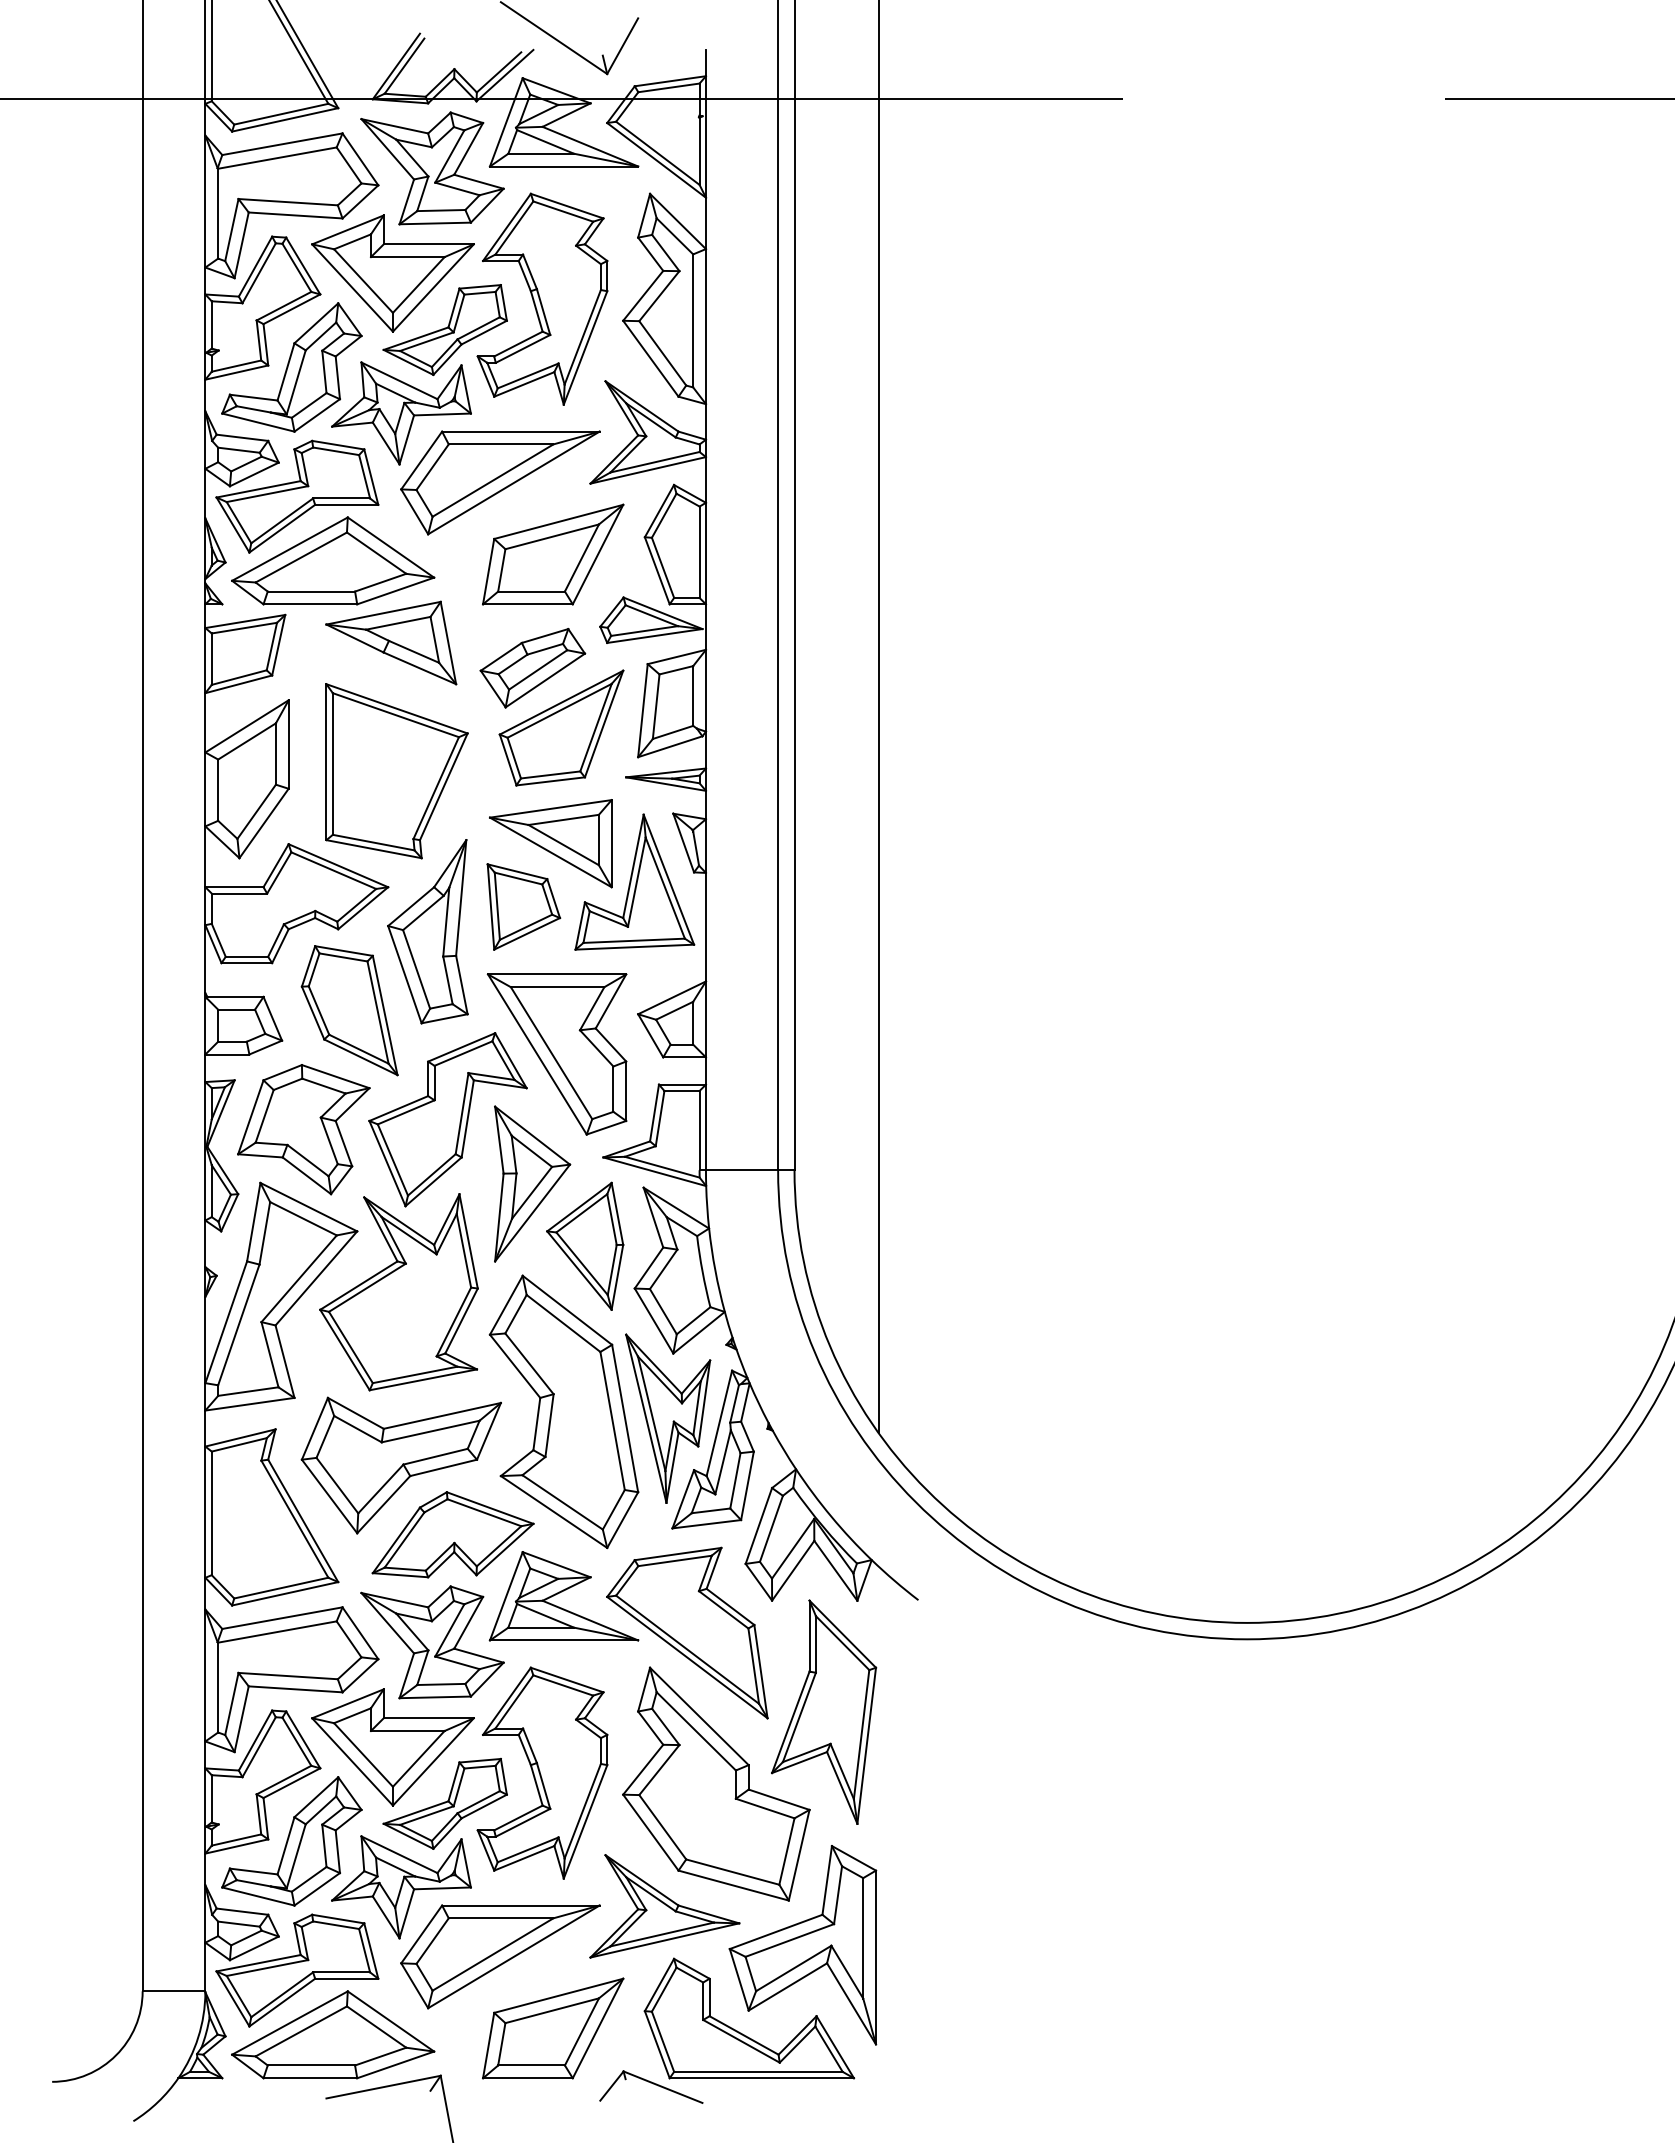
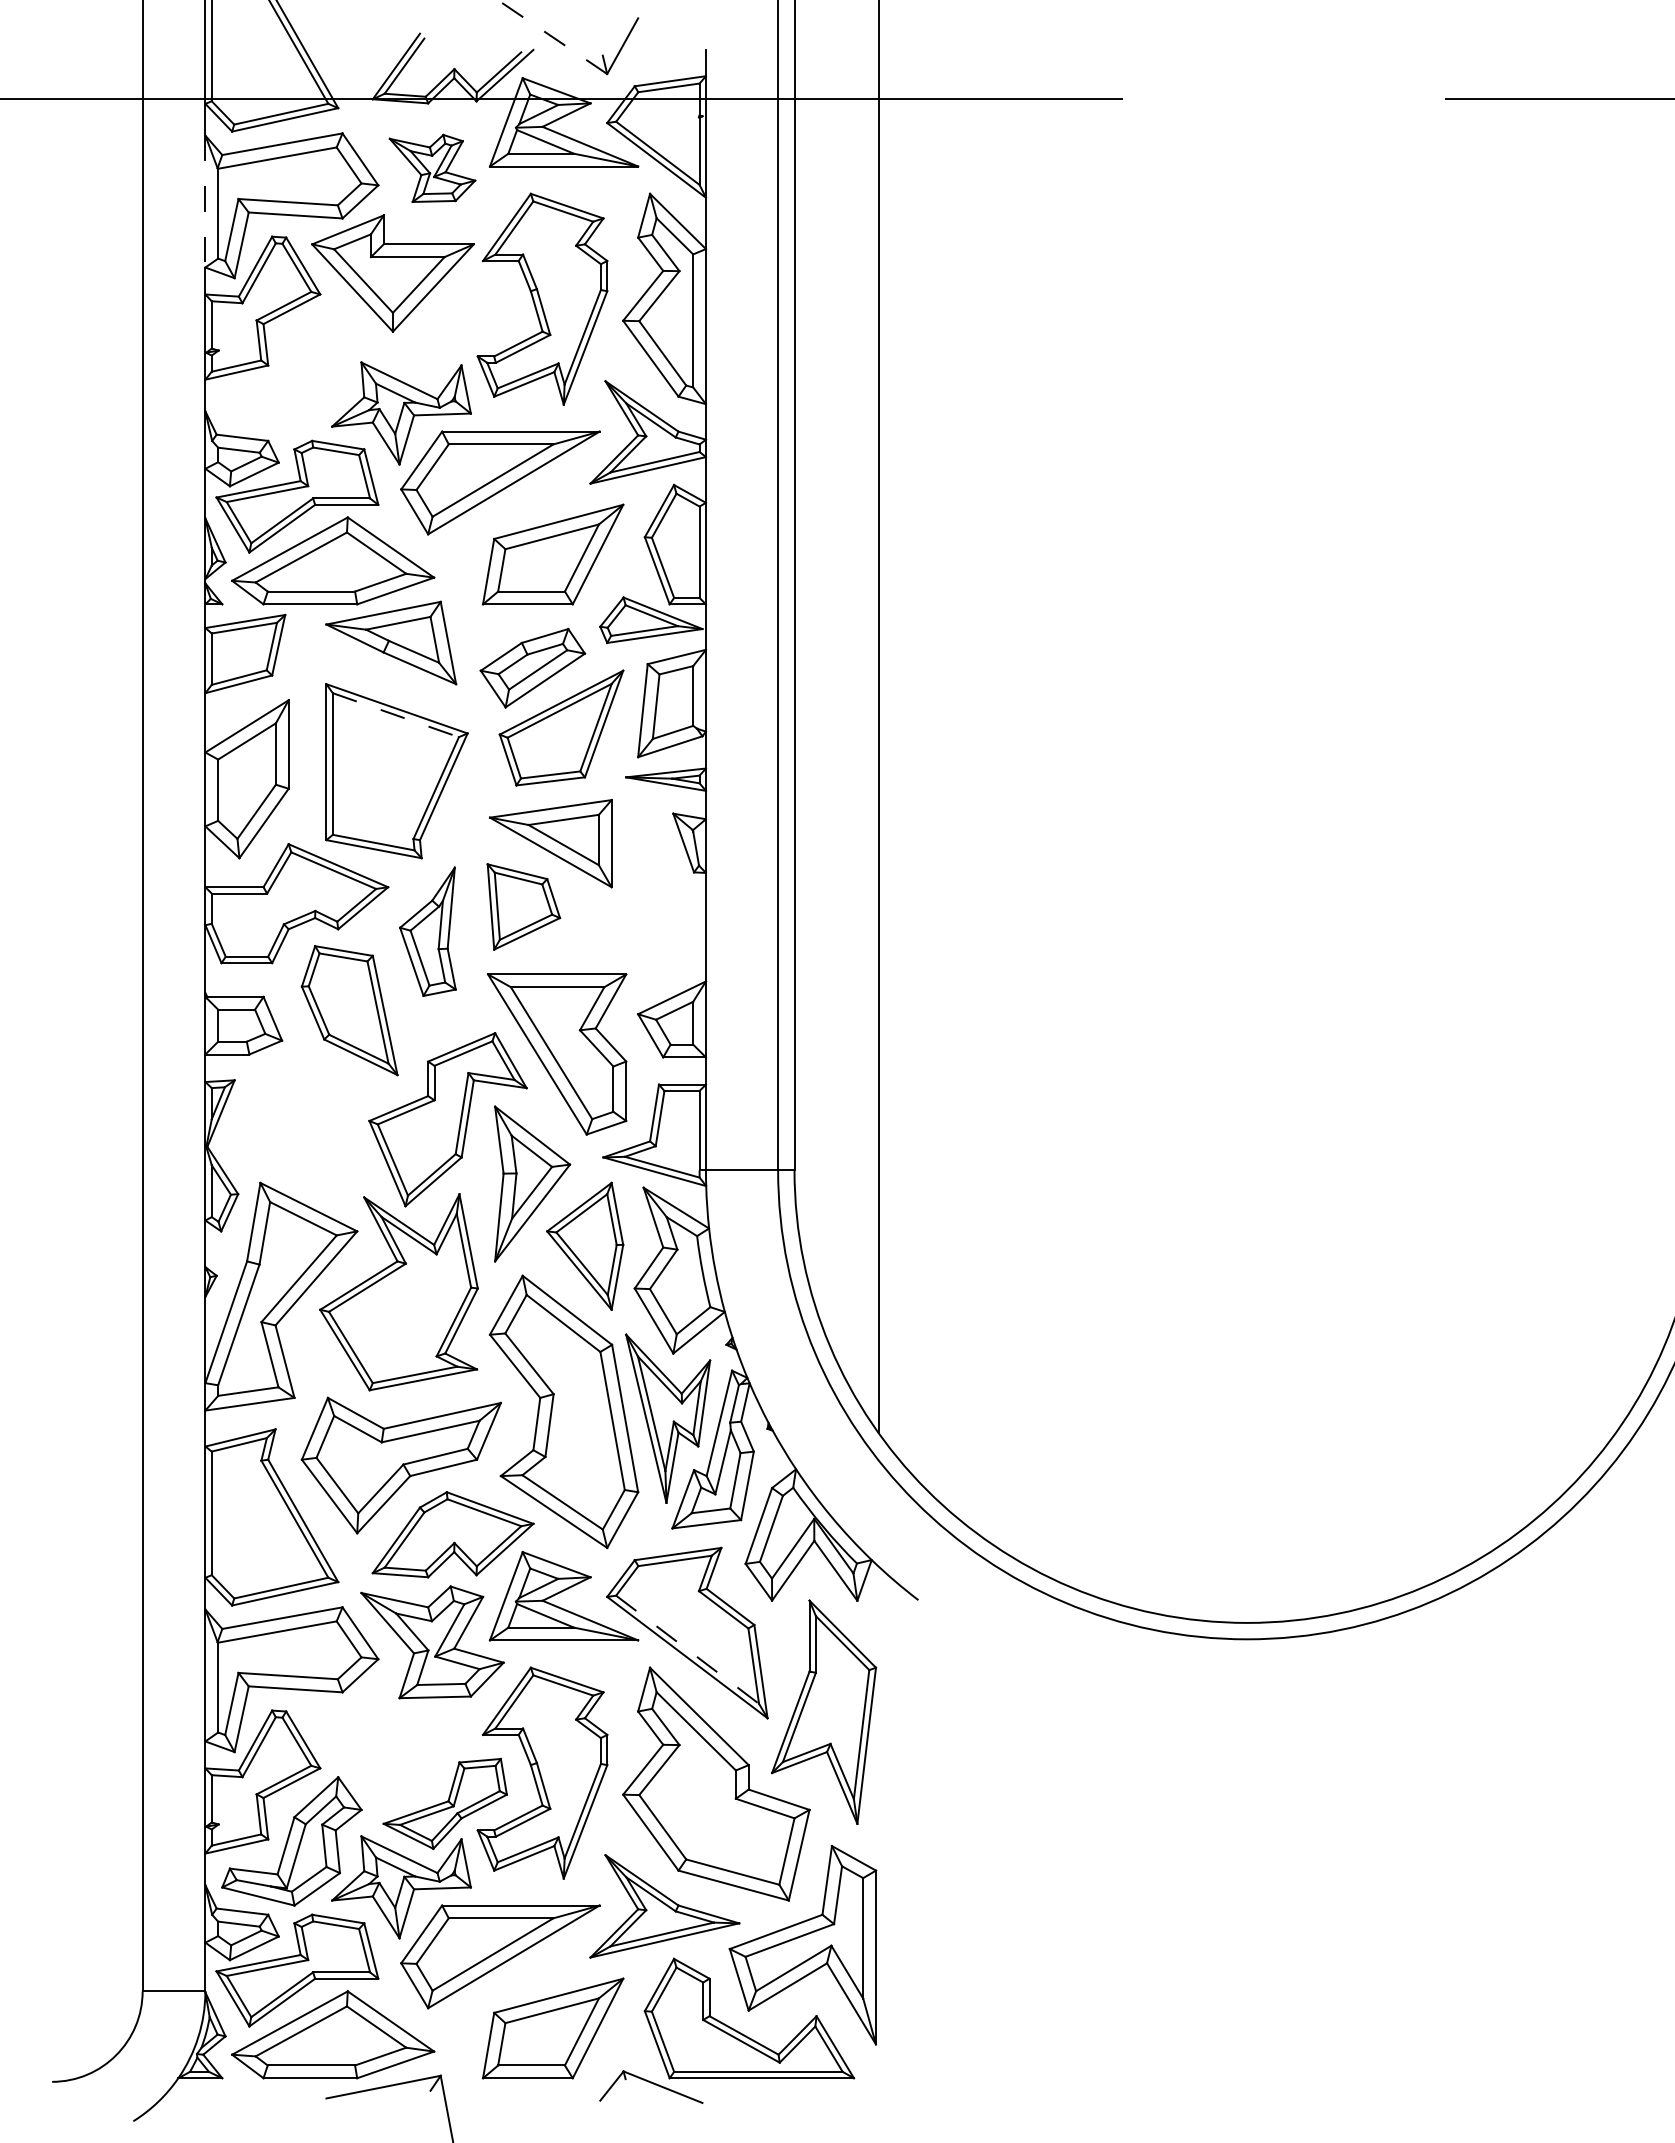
line: solid -> dashed (553, 37)
part size: 145x115 px -> 89x70 px (432, 167)
line: solid -> dashed (205, 201)
part: present -> none (444, 329)
part: present -> none (291, 367)
line: solid -> dashed (395, 715)
part: present -> none (634, 881)
part size: 82x186 px -> 58x131 px (427, 931)
part: present -> none (303, 1129)
line: solid -> dashed (687, 1649)
part: present -> none (392, 1747)
